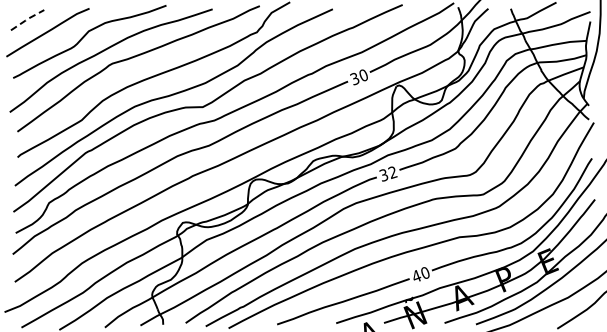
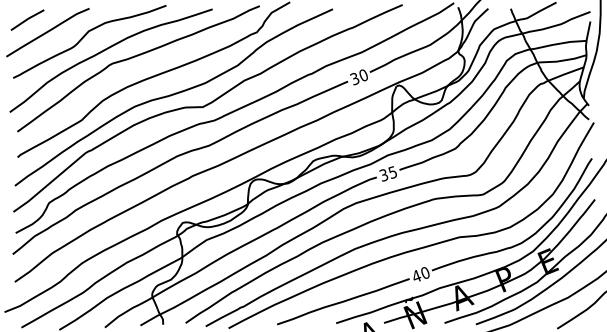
line: dashed -> solid (27, 19)
text: 32 -> 35 (392, 172)
